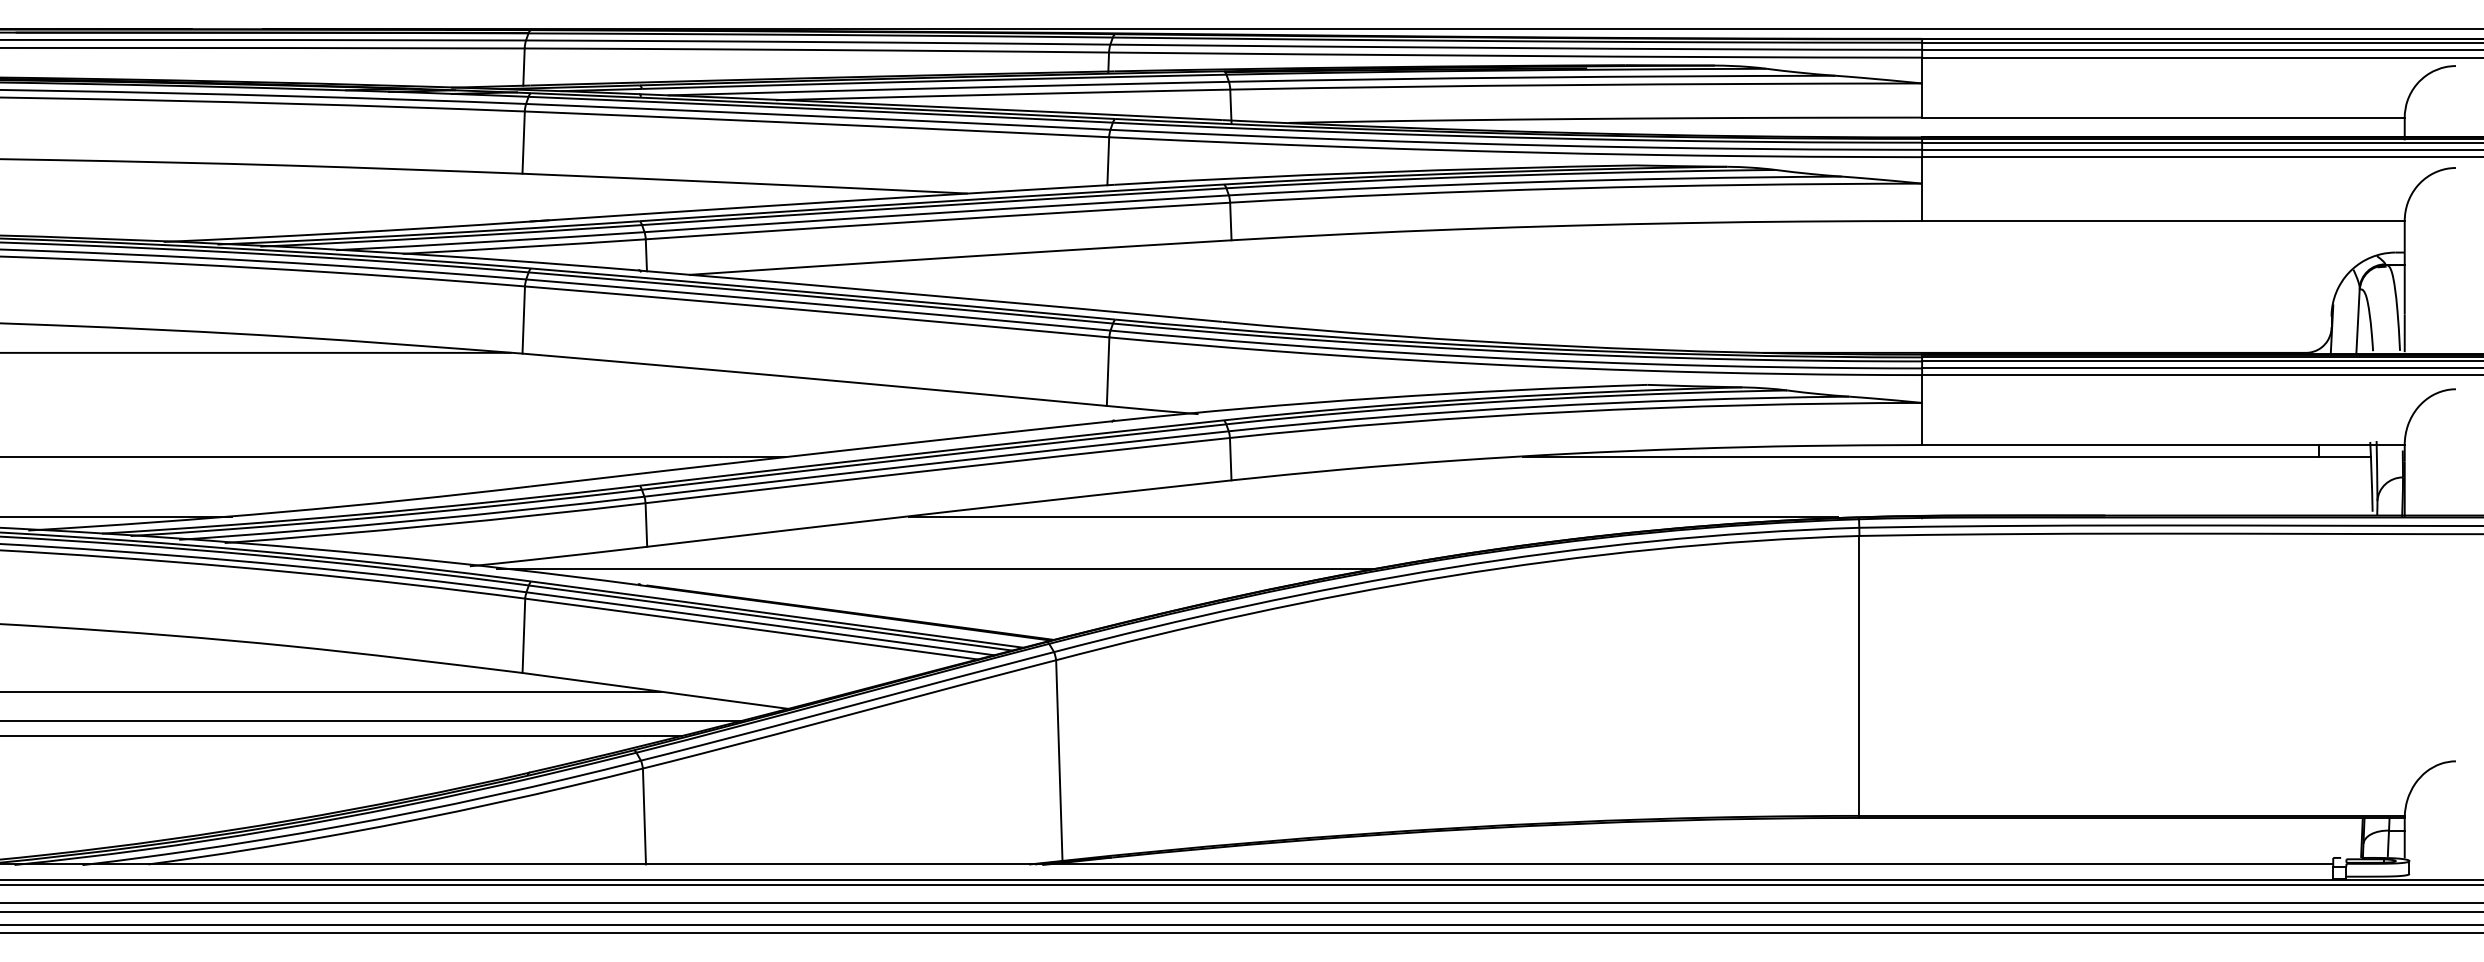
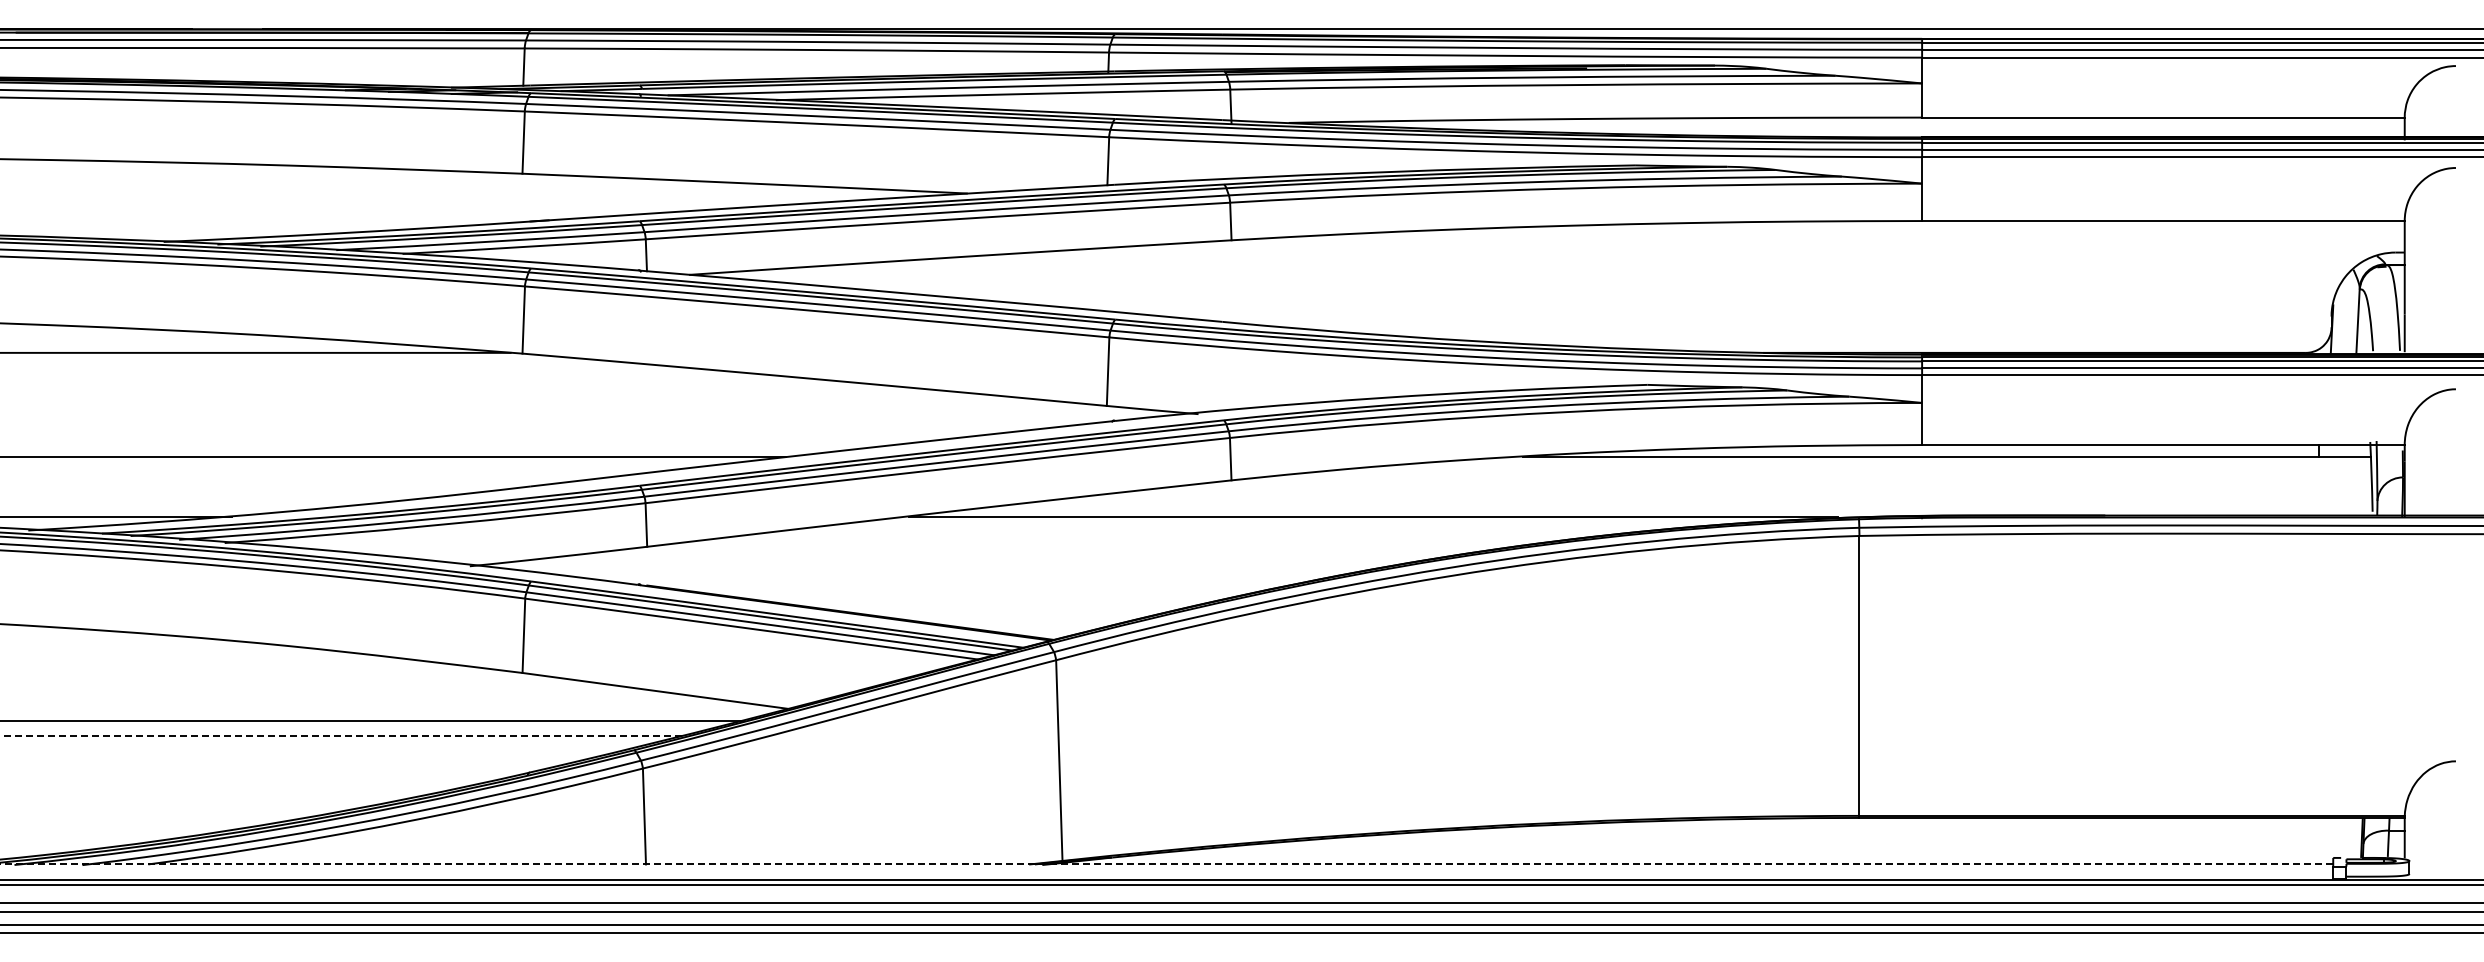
line: present -> none (936, 568)
line: present -> none (331, 691)
line: solid -> dashed (341, 735)
line: solid -> dashed (1166, 864)
